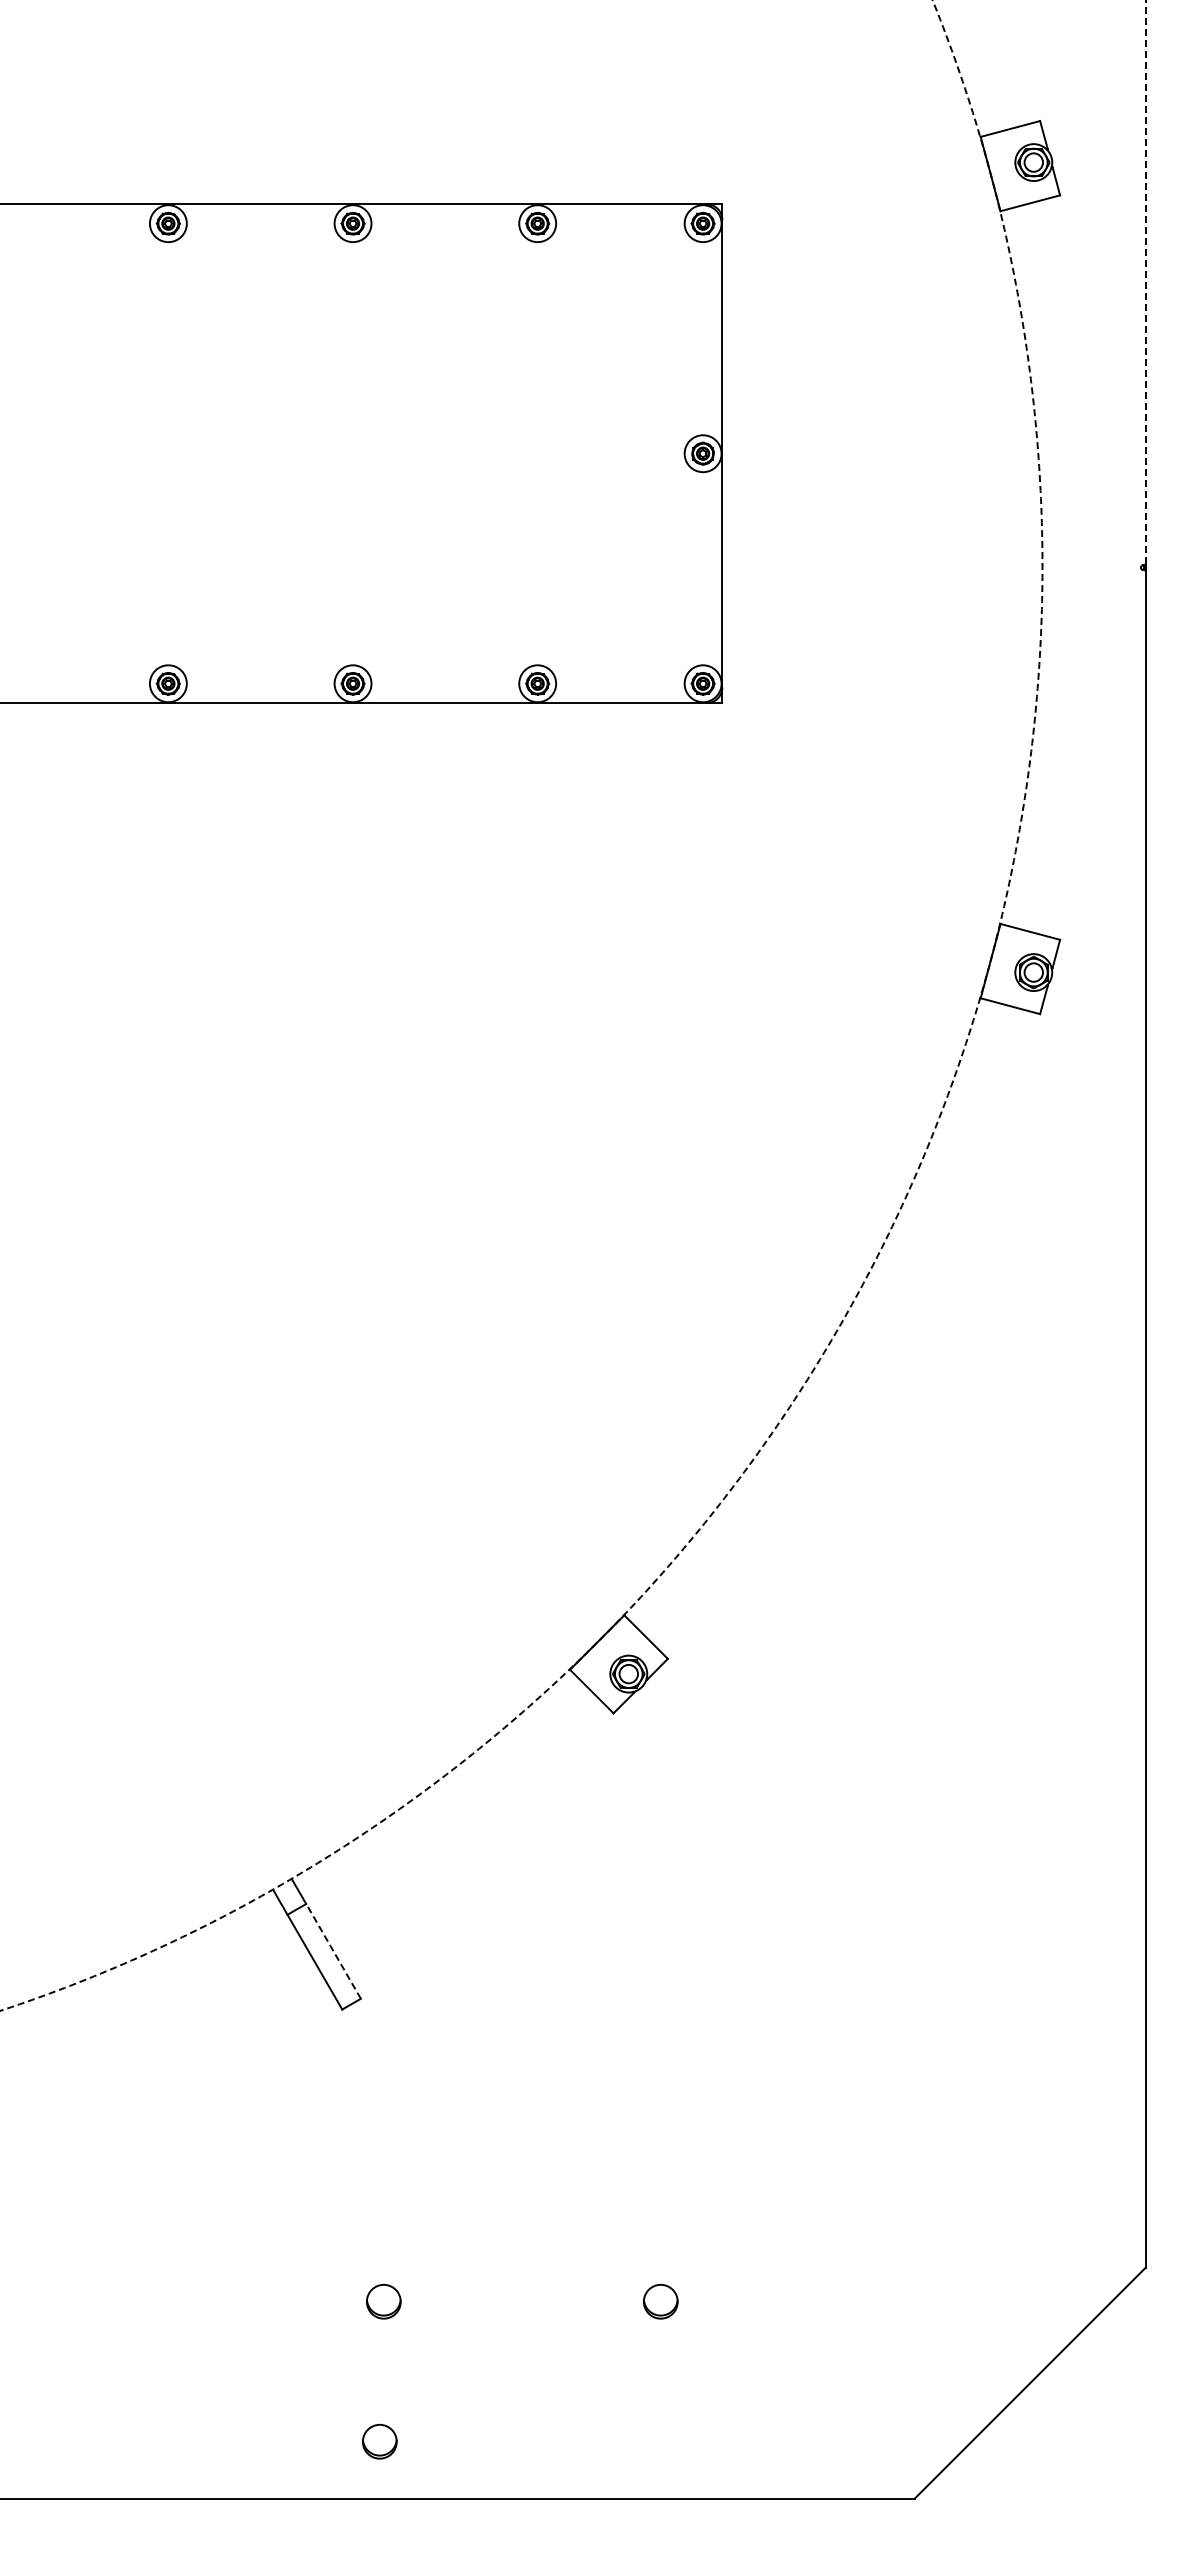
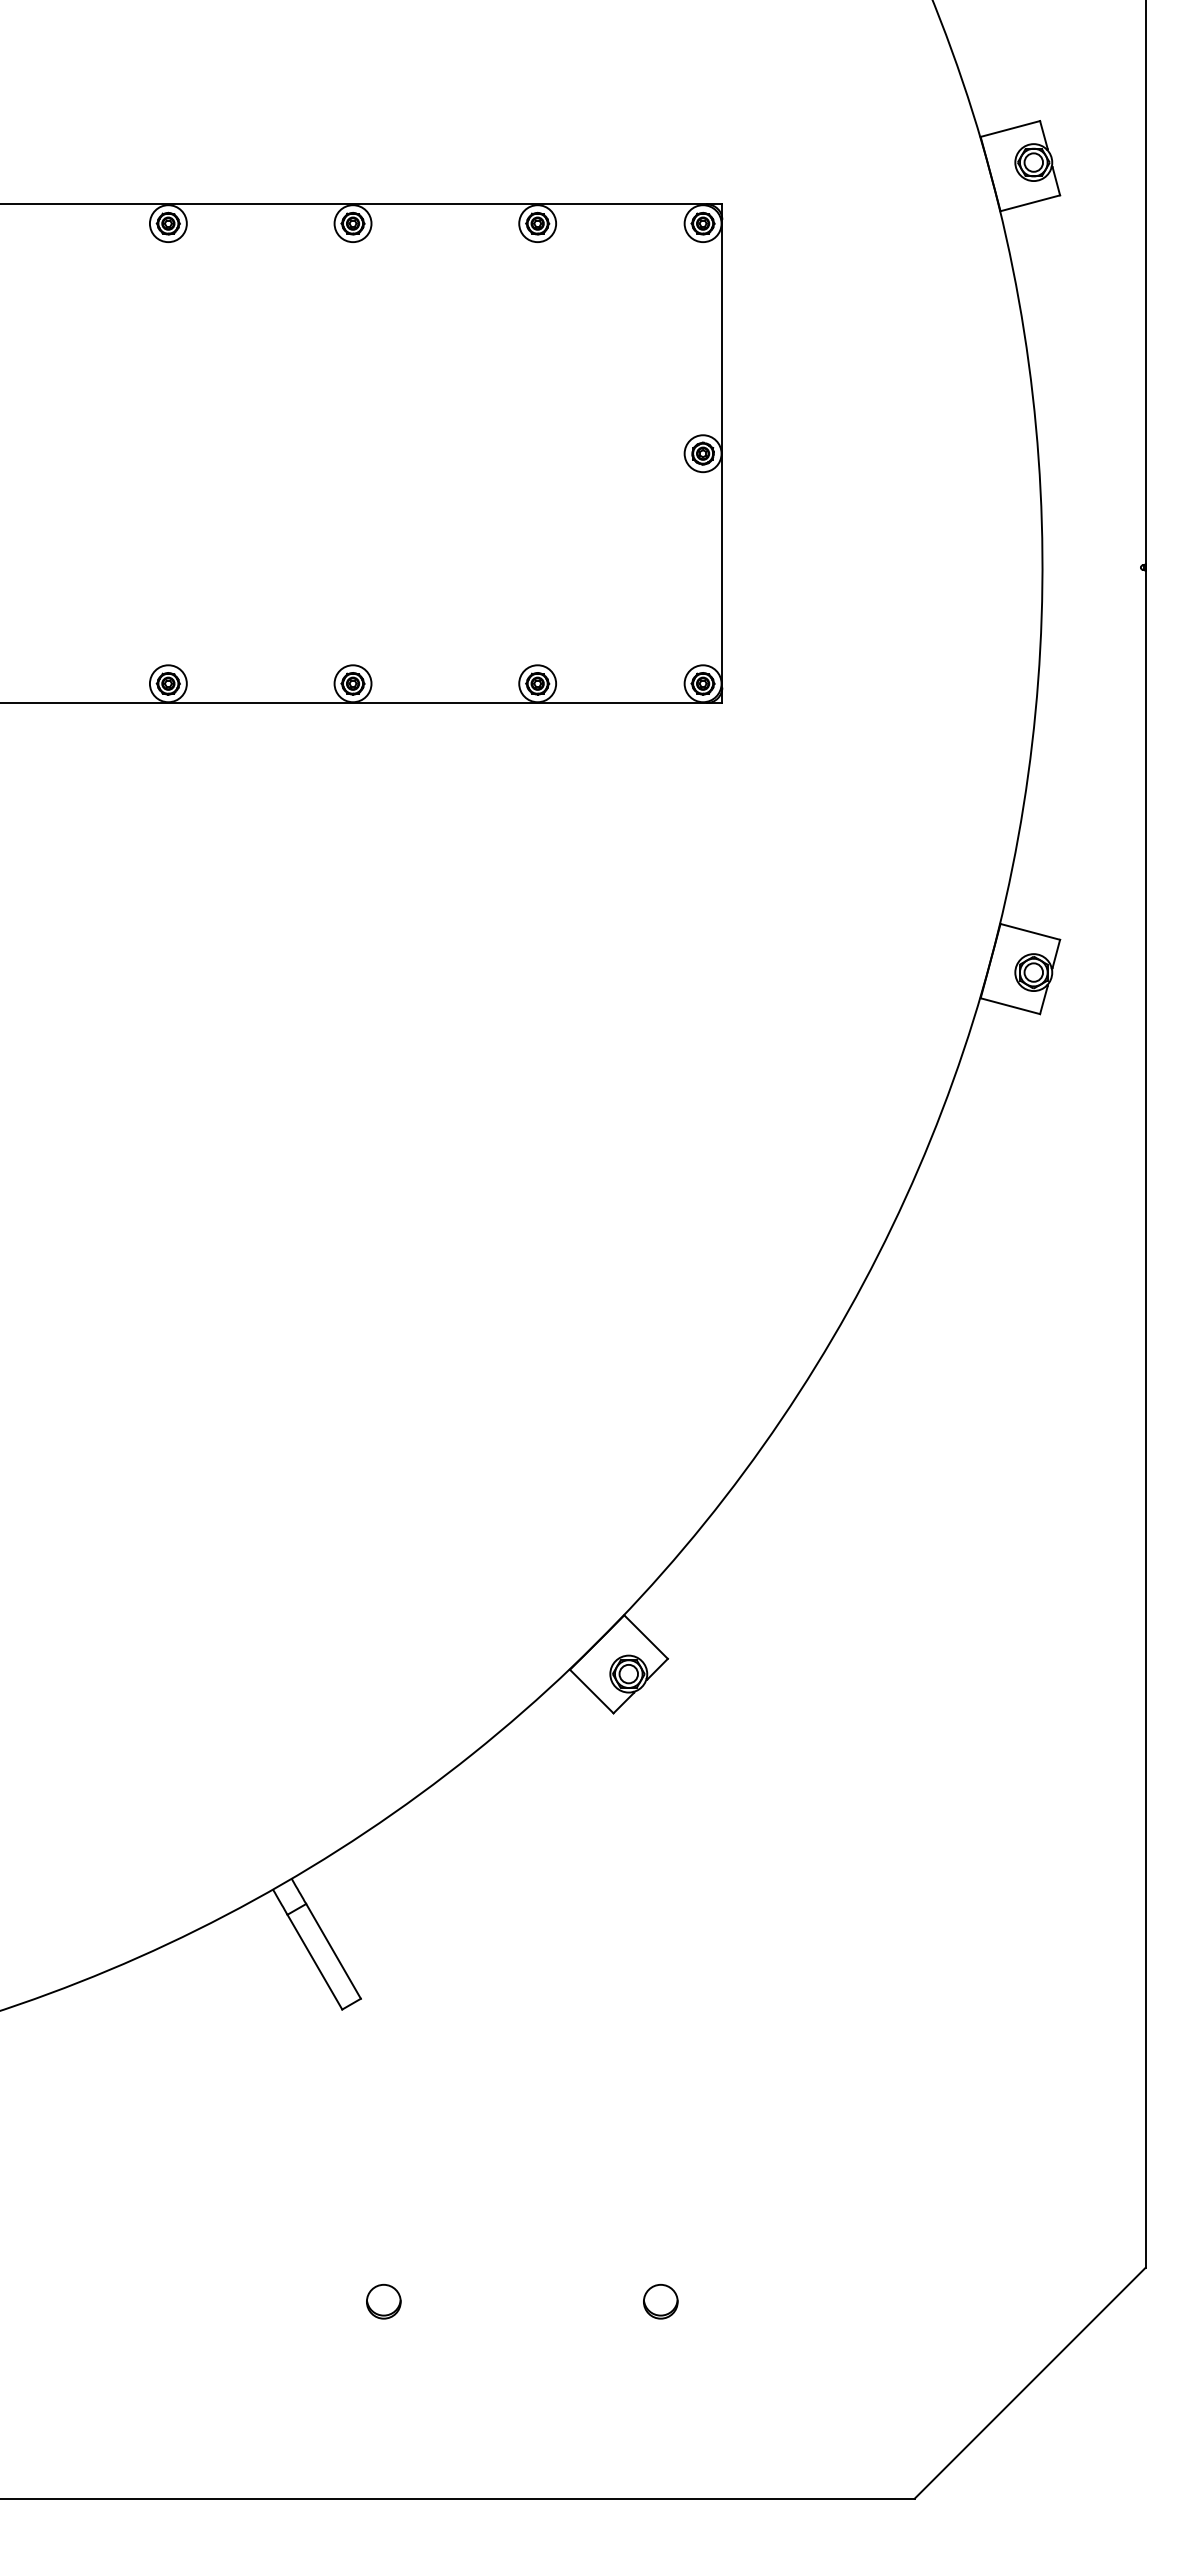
line: dashed -> solid (1145, 281)
arc: dashed -> solid (901, 1207)
line: dashed -> solid (333, 1951)
part: present -> none (379, 2441)
